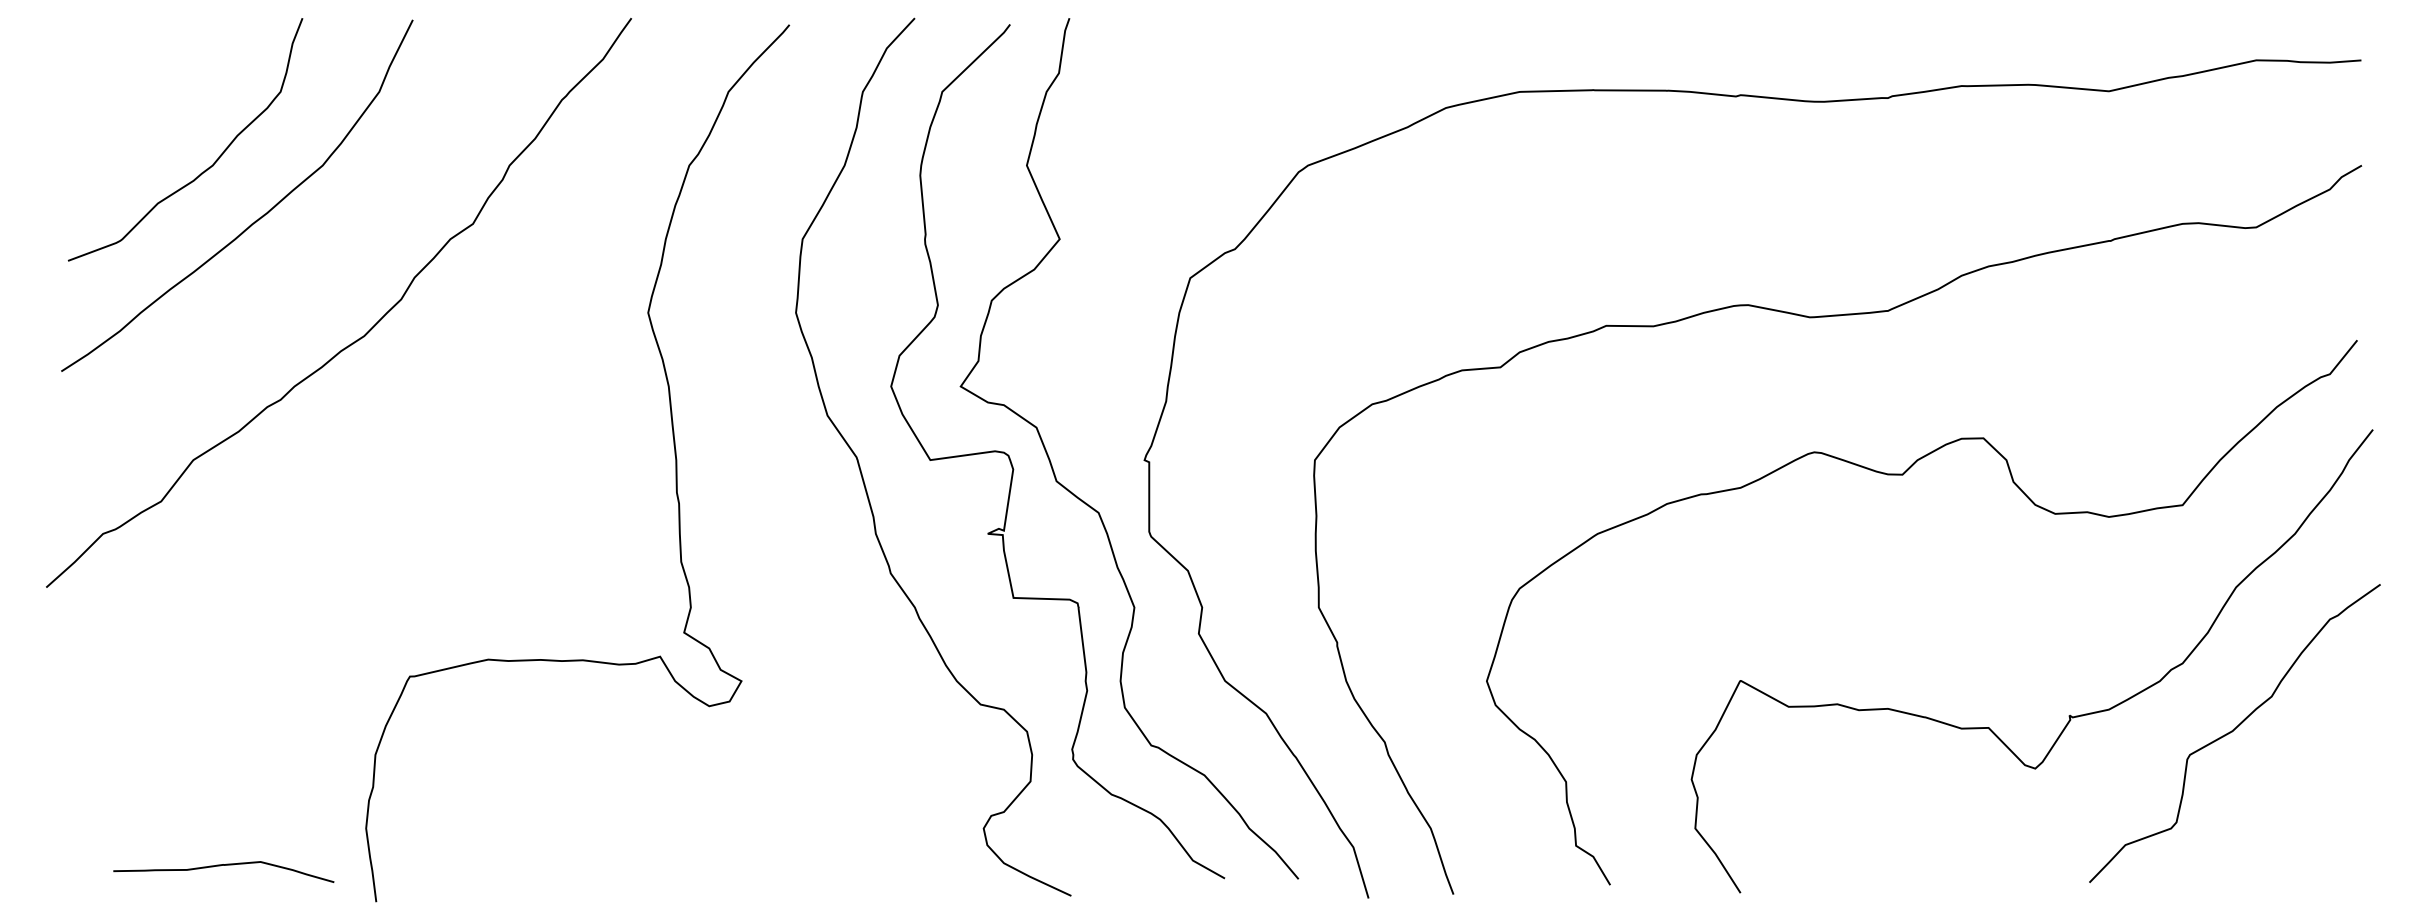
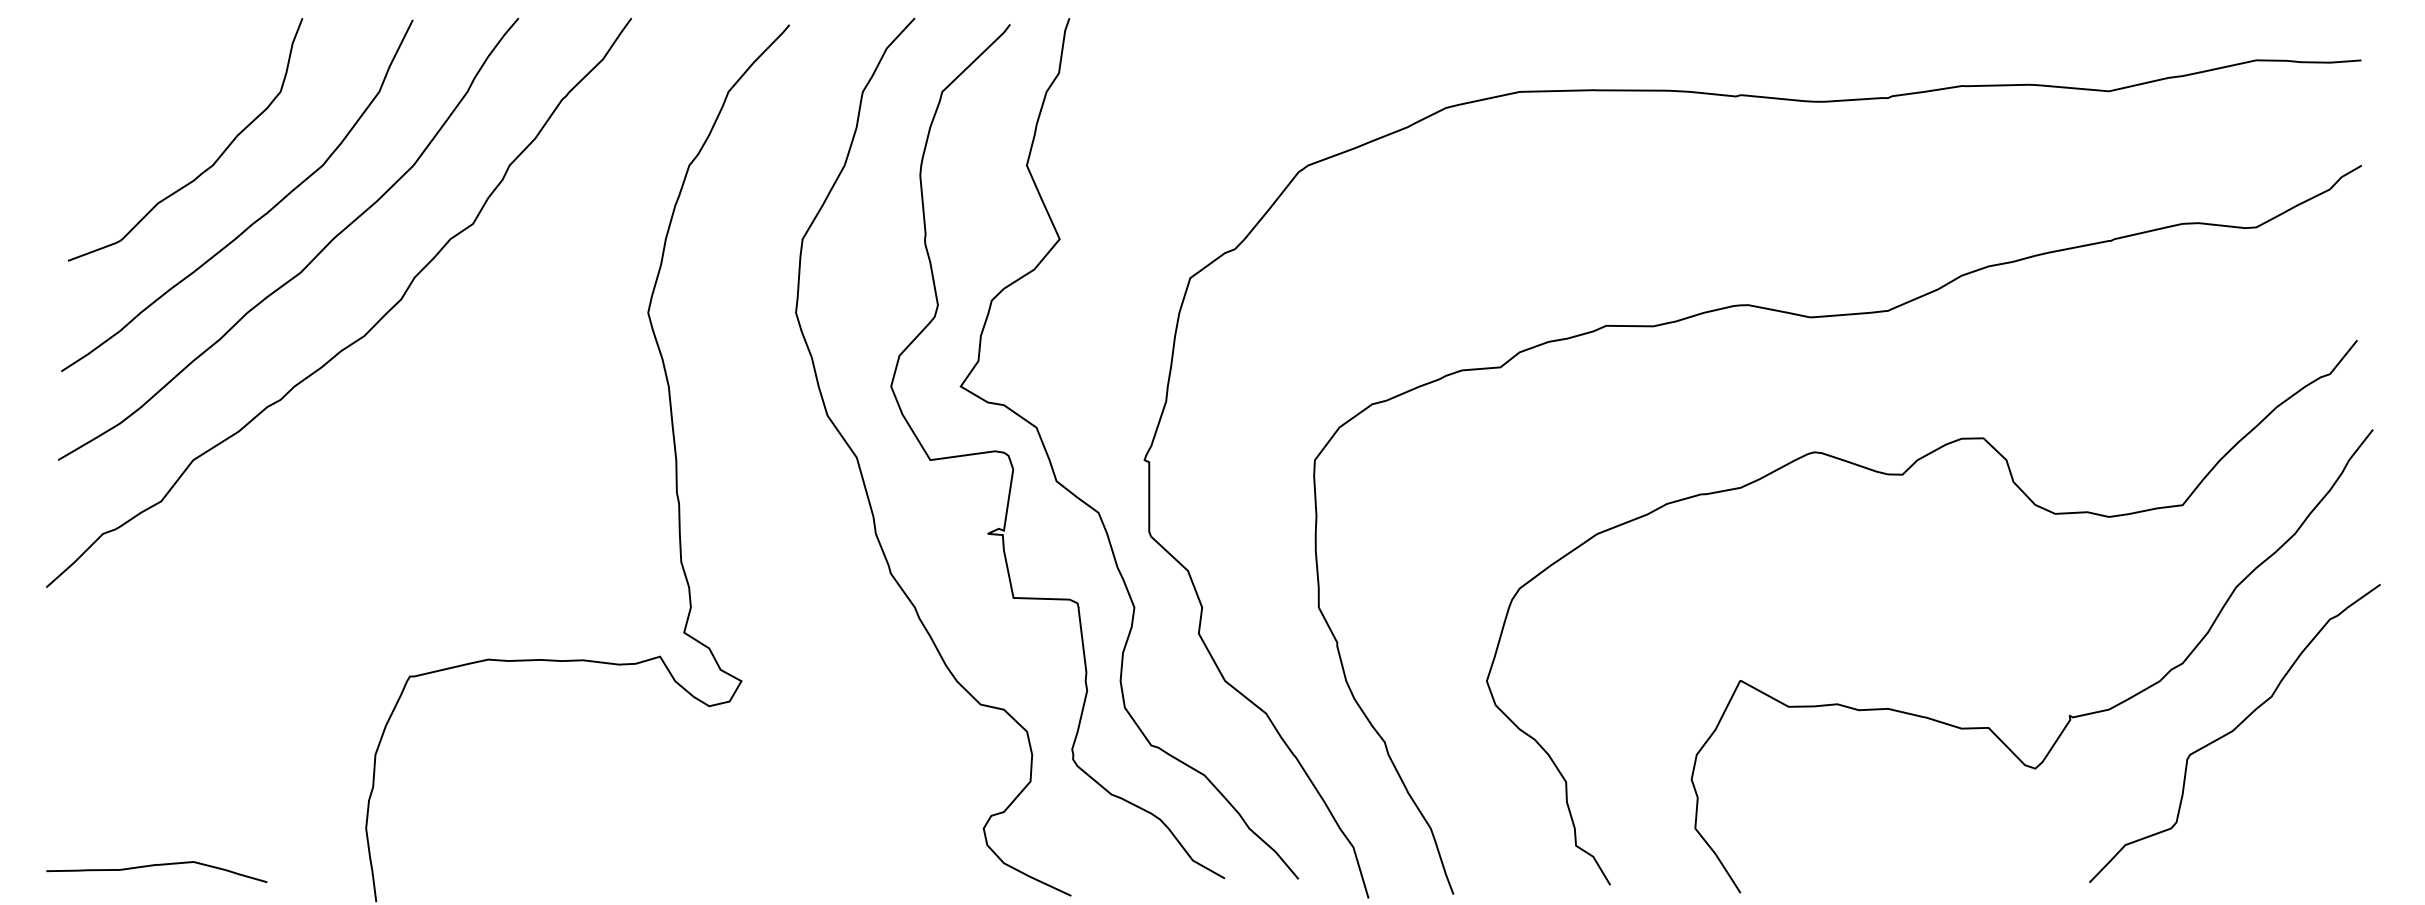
curve: none -> present (310, 261)
curve position: (220, 866) -> (153, 866) (153, 866)
